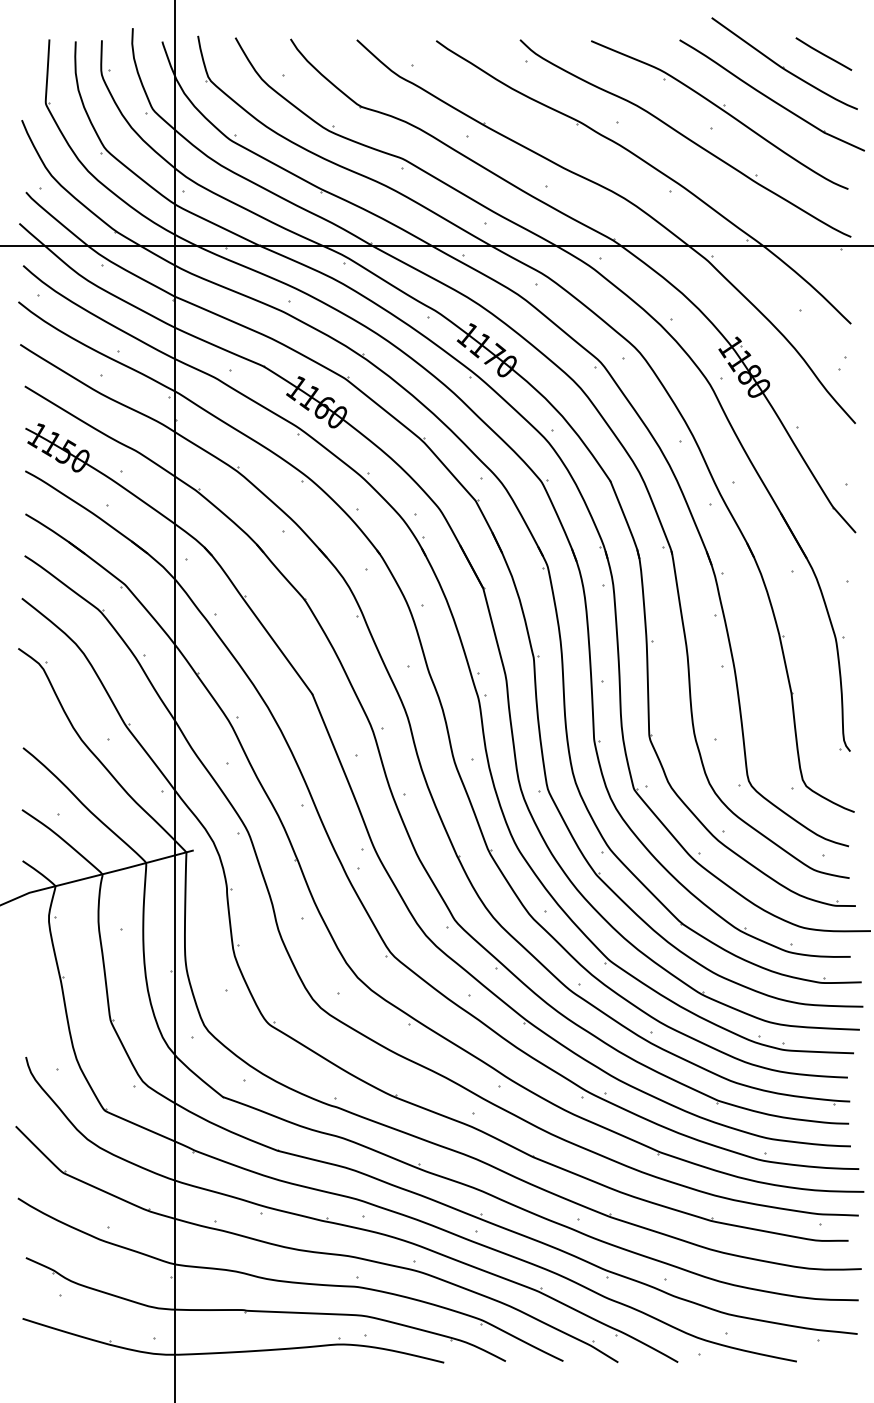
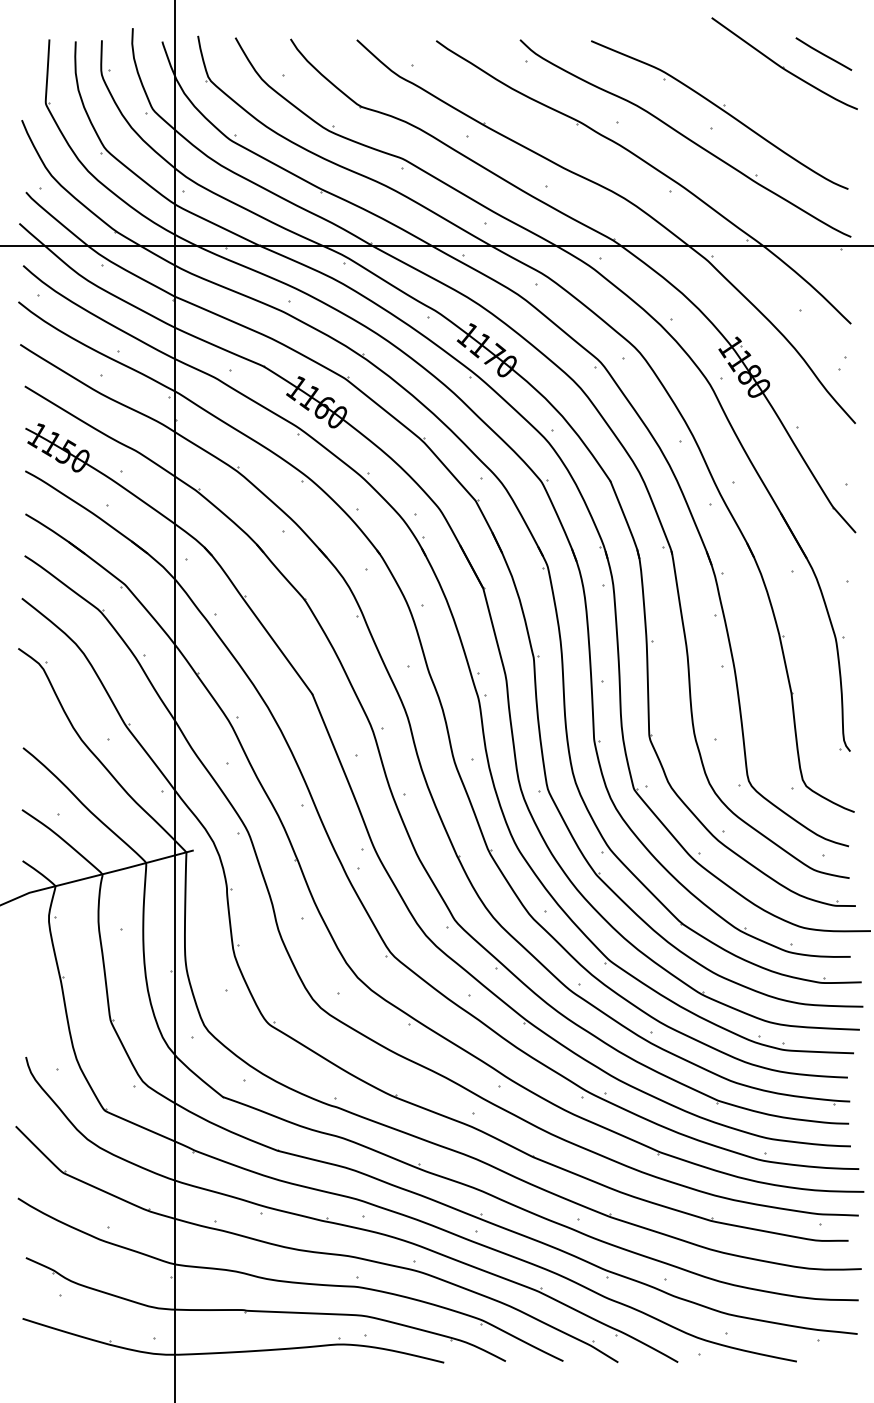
part: present -> none (771, 95)
